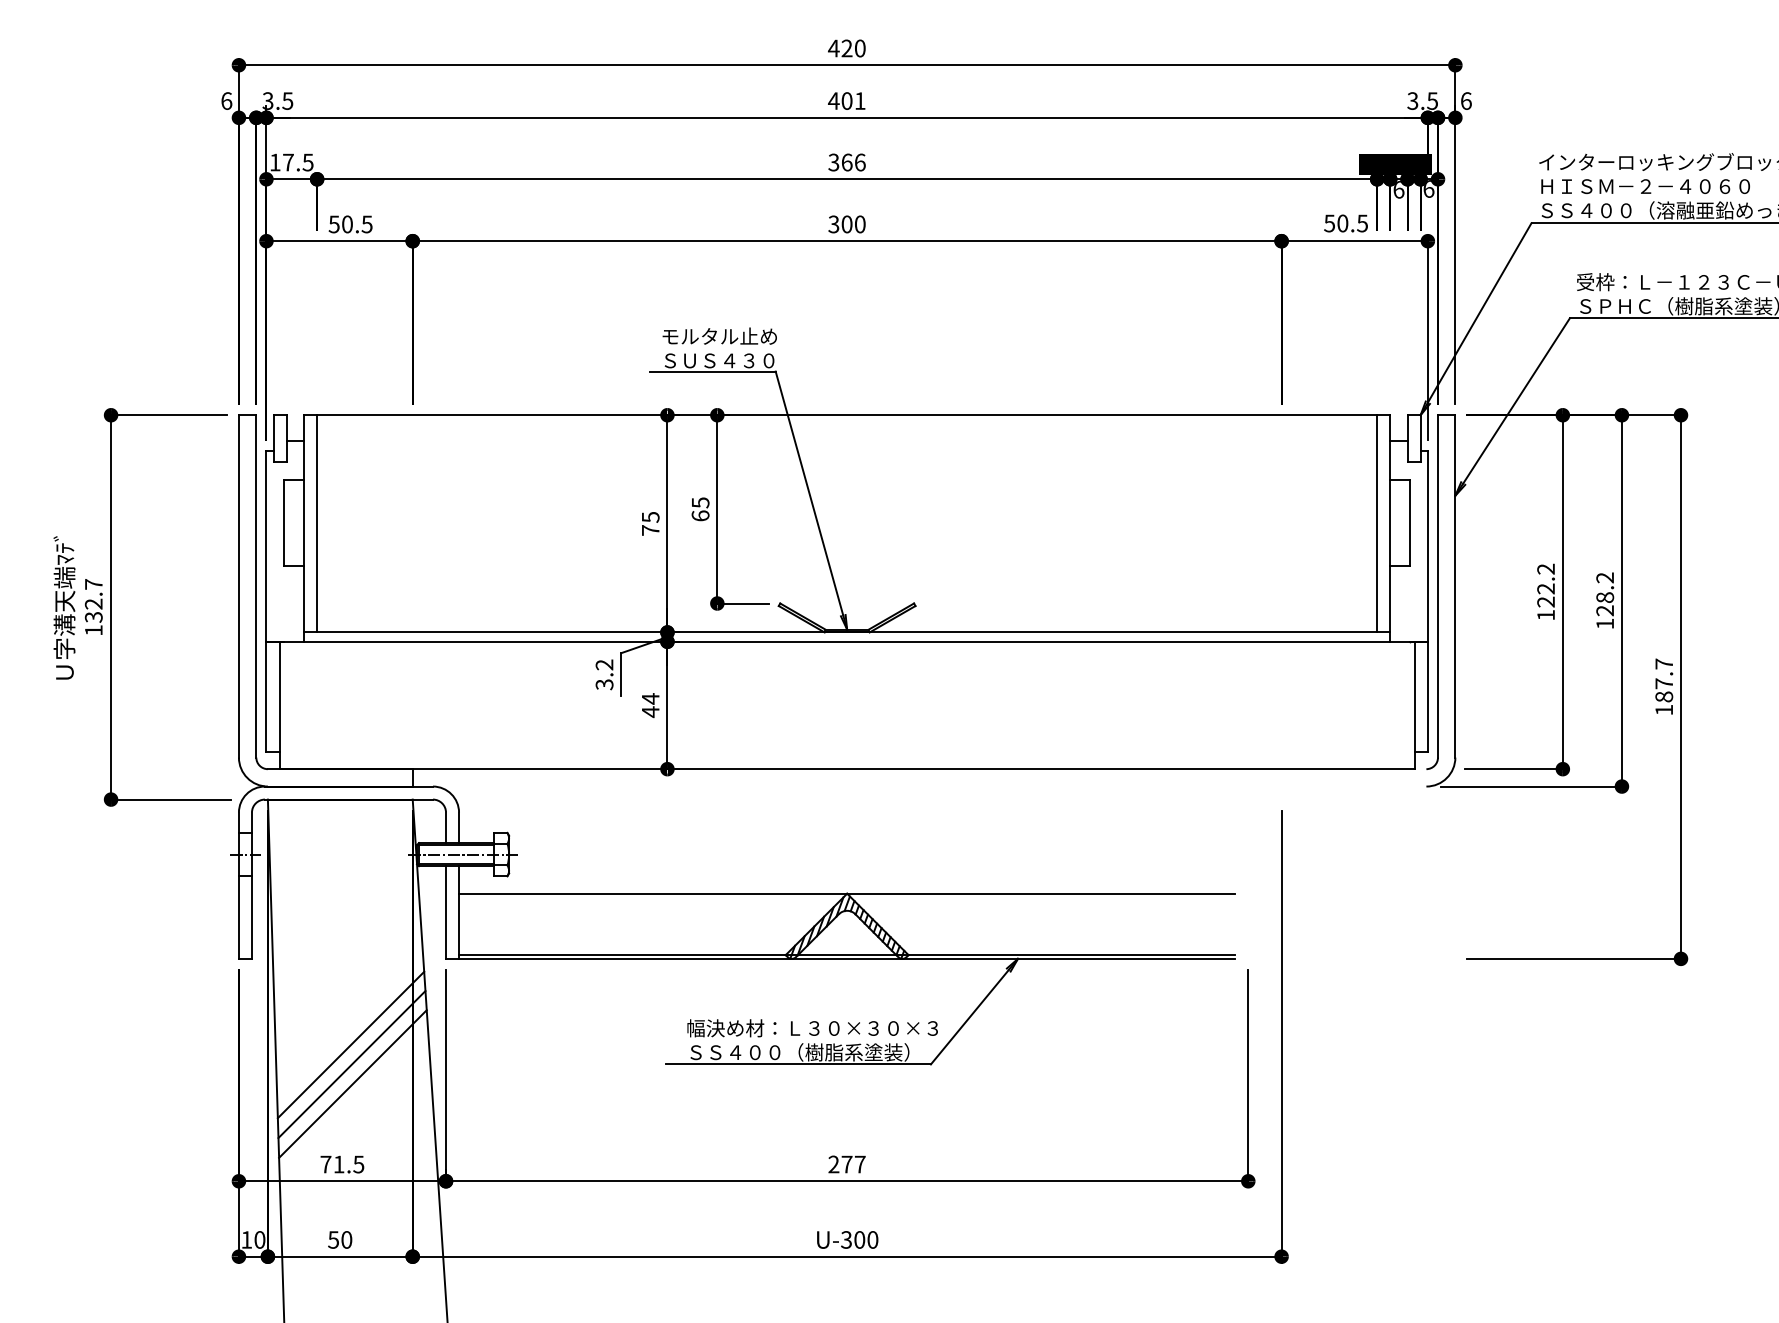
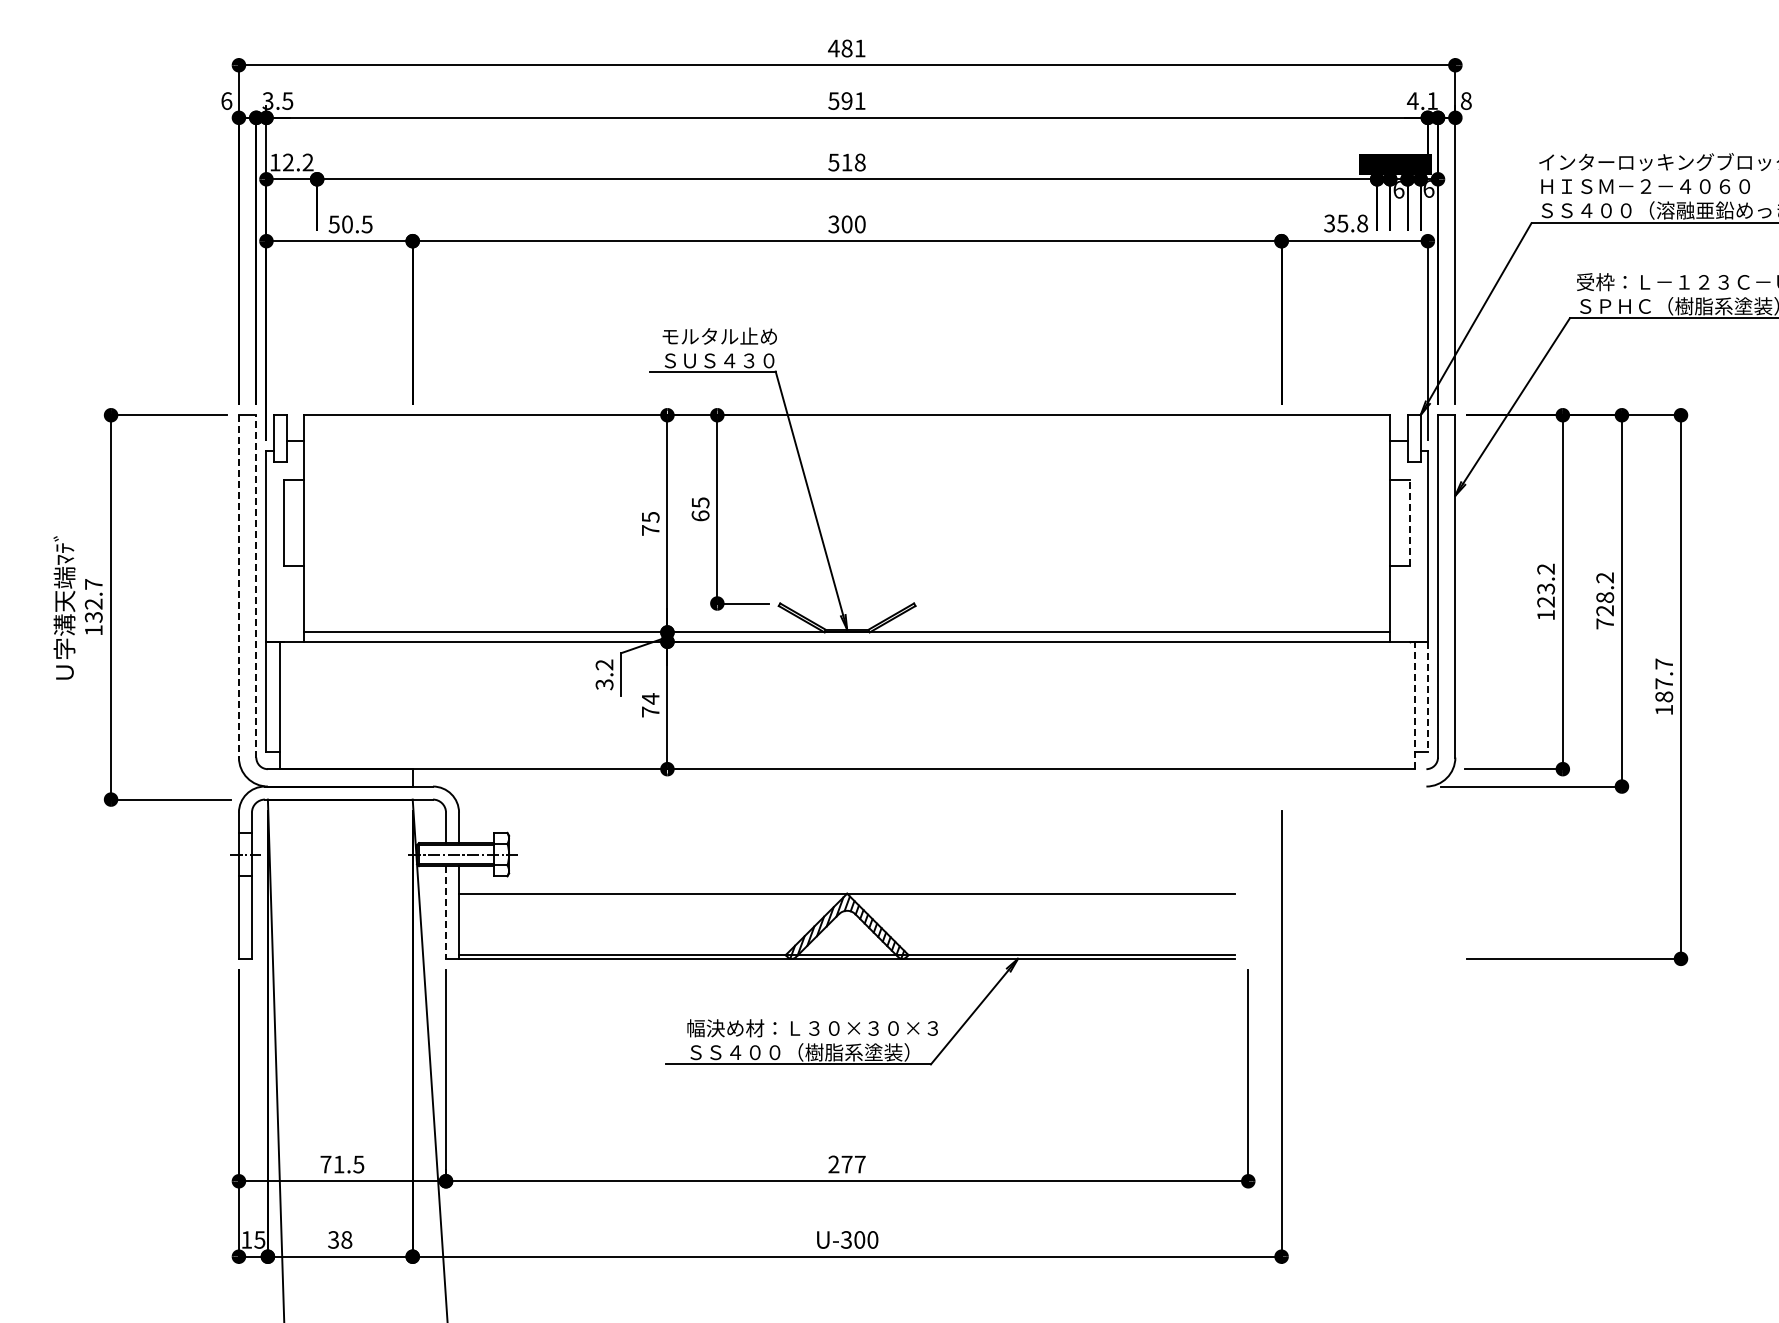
text: 420 -> 481 (853, 48)
text: 401 -> 591 (840, 100)
text: 3.5 -> 4.1 (1421, 100)
text: 6 -> 8 (1466, 100)
text: 17.5 -> 12.2 (298, 162)
text: 366 -> 518 (847, 162)
text: 50.5 -> 35.8 (1346, 223)
line: solid -> dashed (1410, 522)
line: present -> none (317, 523)
line: present -> none (1377, 523)
line: solid -> dashed (256, 585)
line: solid -> dashed (238, 586)
text: 122.2 -> 123.2 (1546, 588)
text: 128.2 -> 728.2 (1604, 623)
line: solid -> dashed (1427, 697)
line: solid -> dashed (1414, 705)
text: 44 -> 74 (650, 712)
line: solid -> dashed (446, 913)
line: present -> none (350, 1044)
line: present -> none (351, 1064)
line: present -> none (352, 1083)
text: 10 -> 15 (259, 1239)
text: 50 -> 38 (340, 1239)
